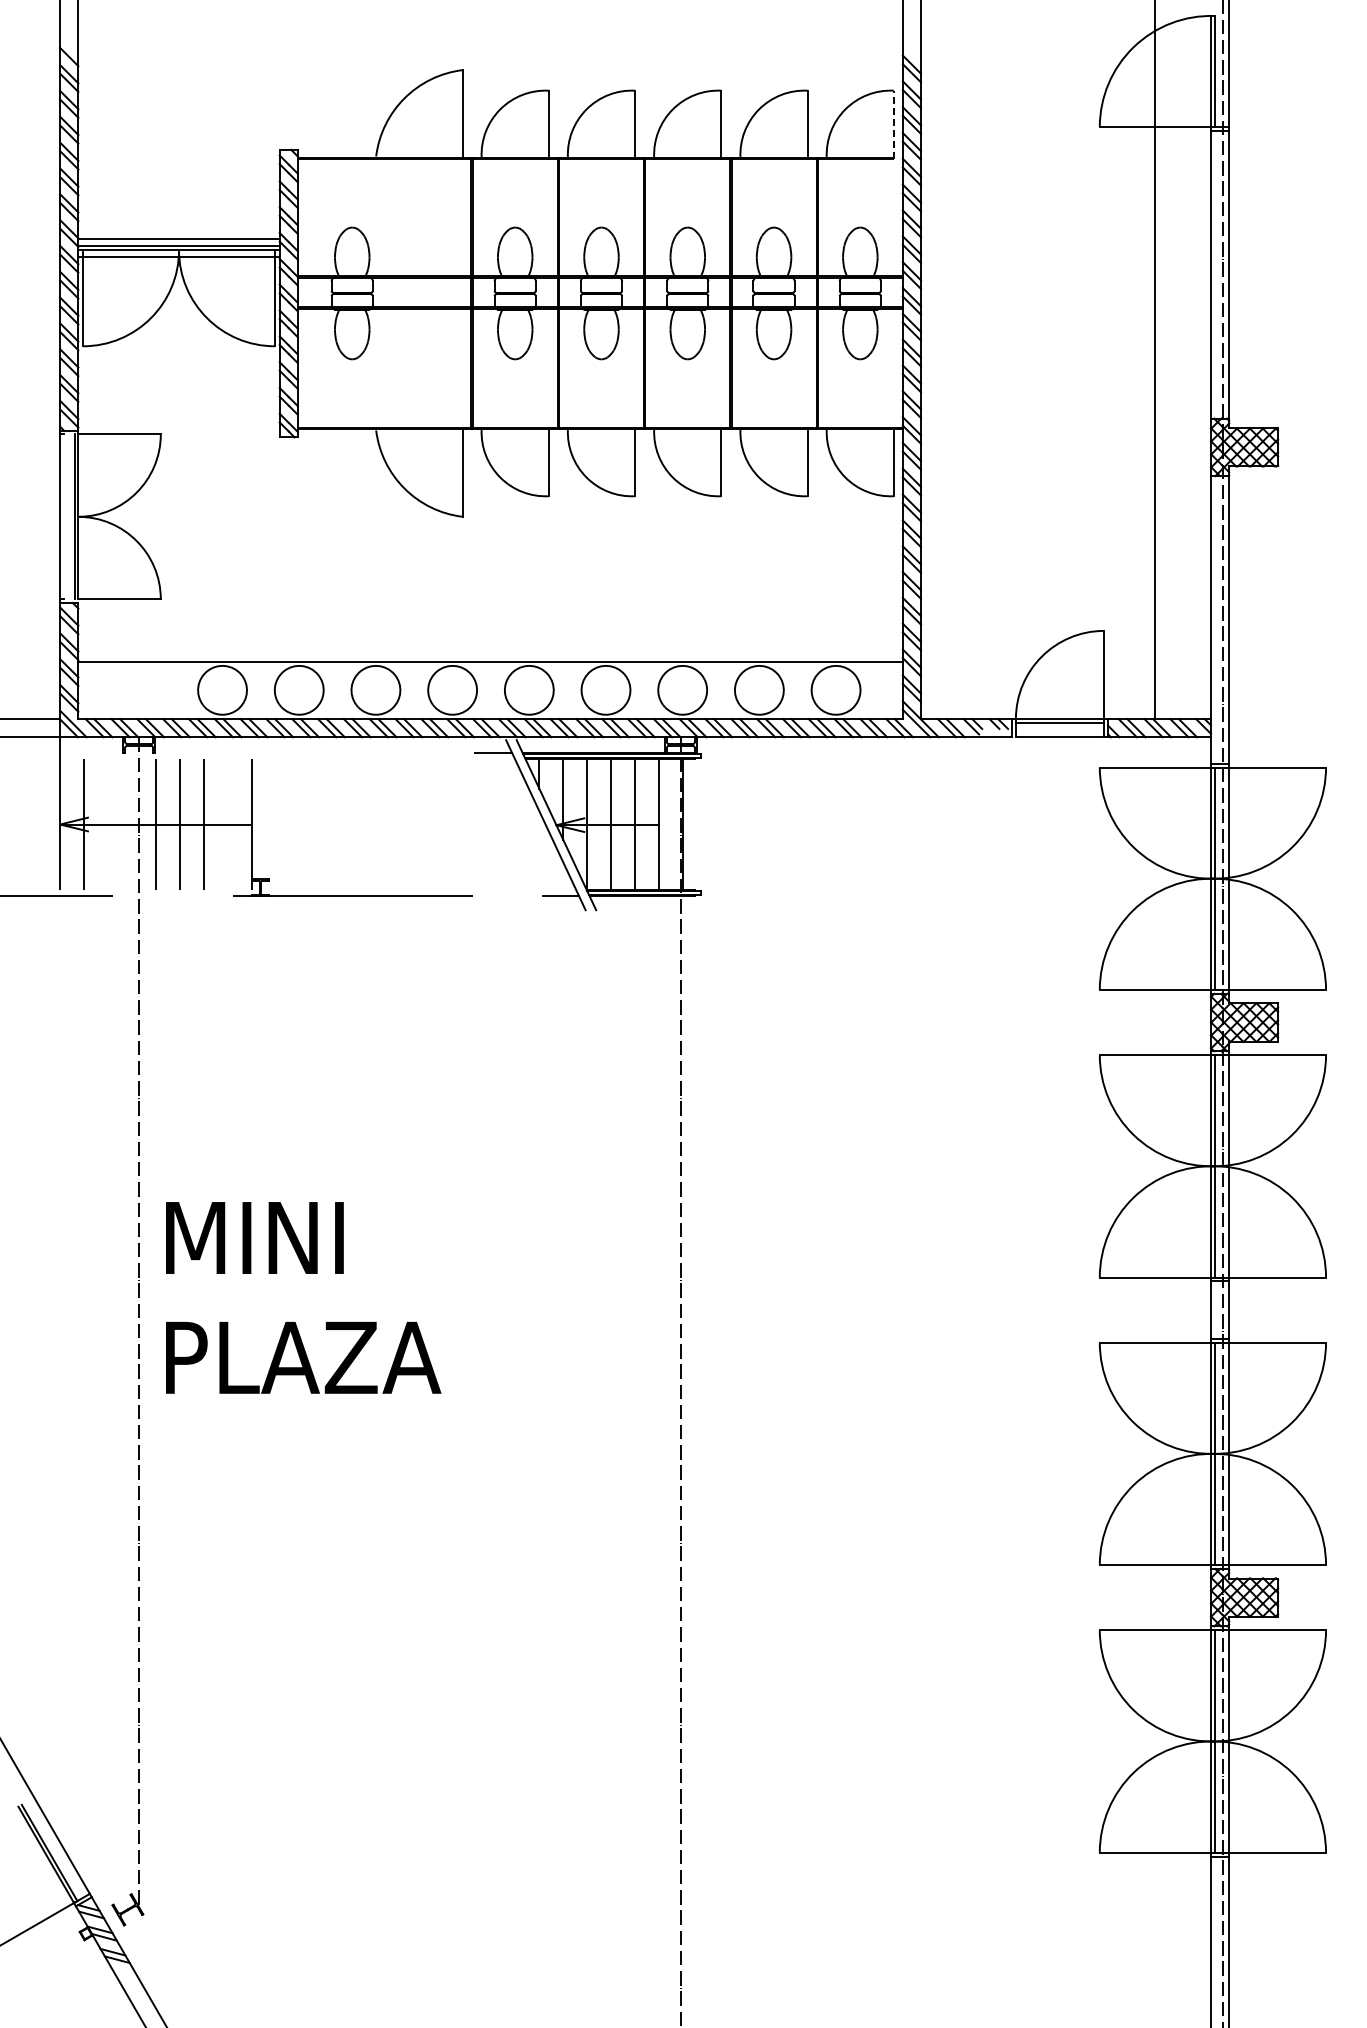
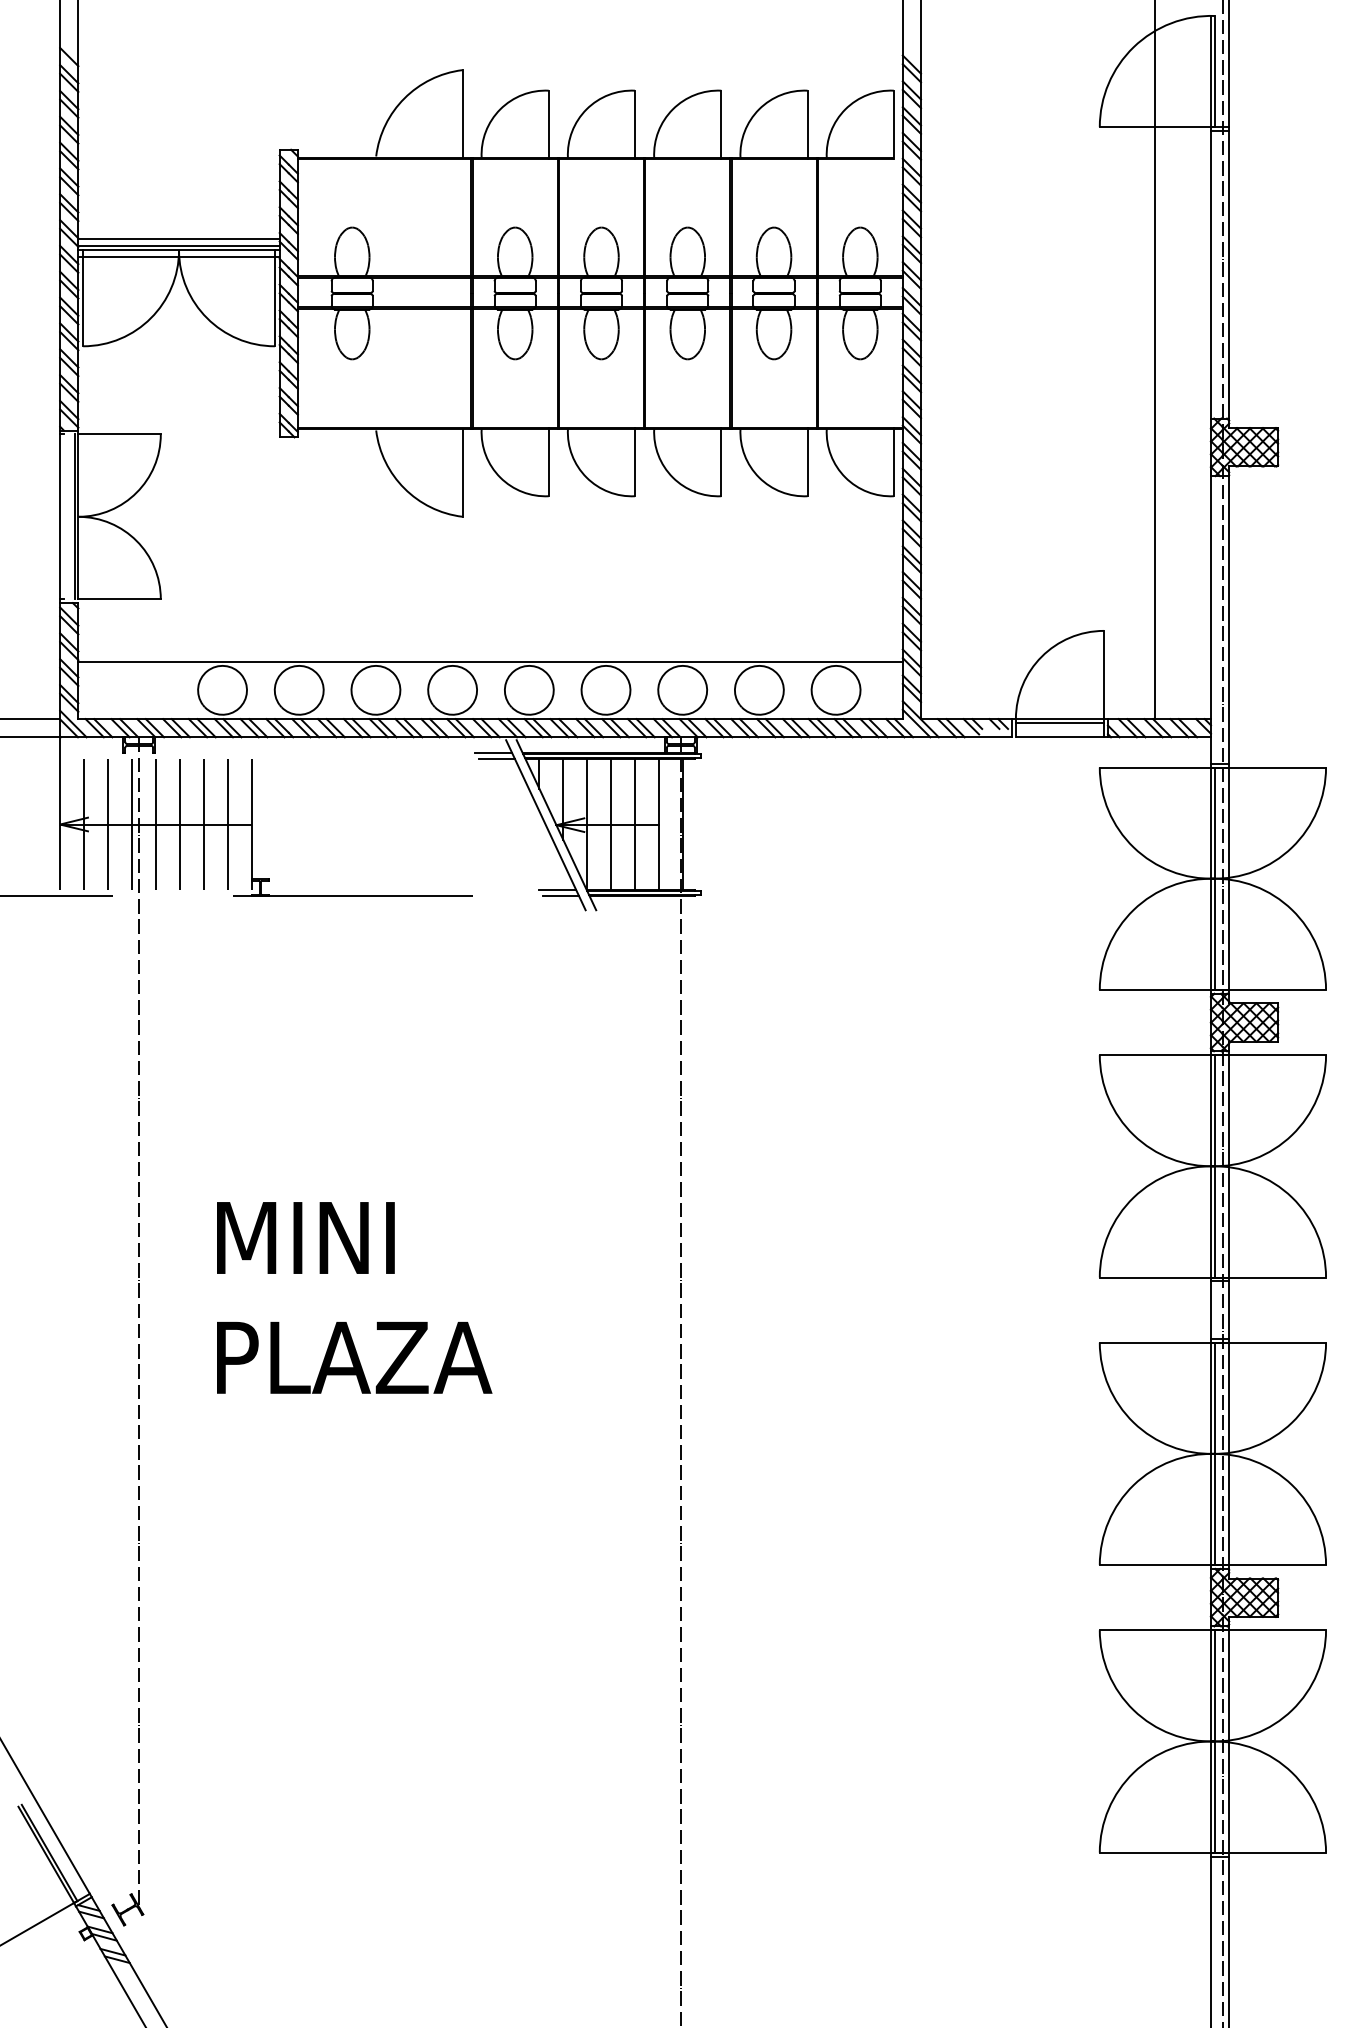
line: dashed -> solid (893, 124)
line: none -> present (496, 759)
line: none -> present (108, 824)
line: none -> present (132, 824)
line: none -> present (227, 824)
line: none -> present (557, 889)
text position: (303, 1297) -> (354, 1297) (354, 1297)
